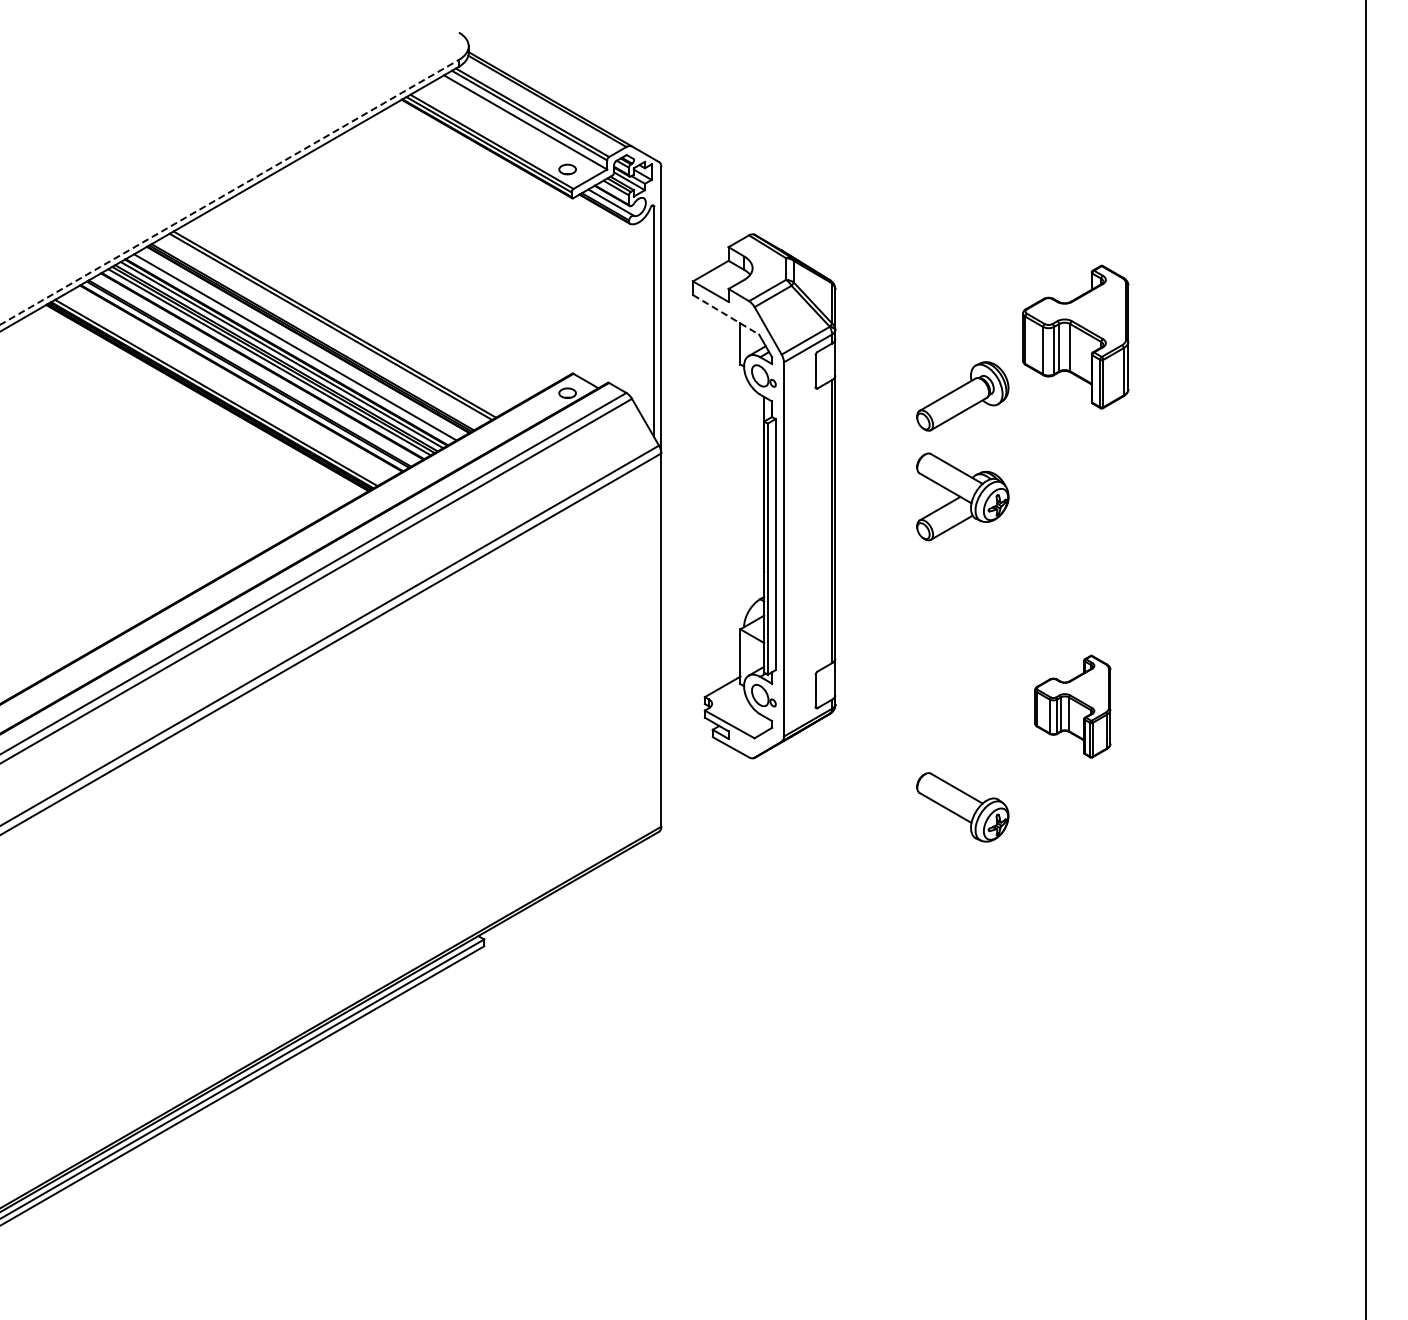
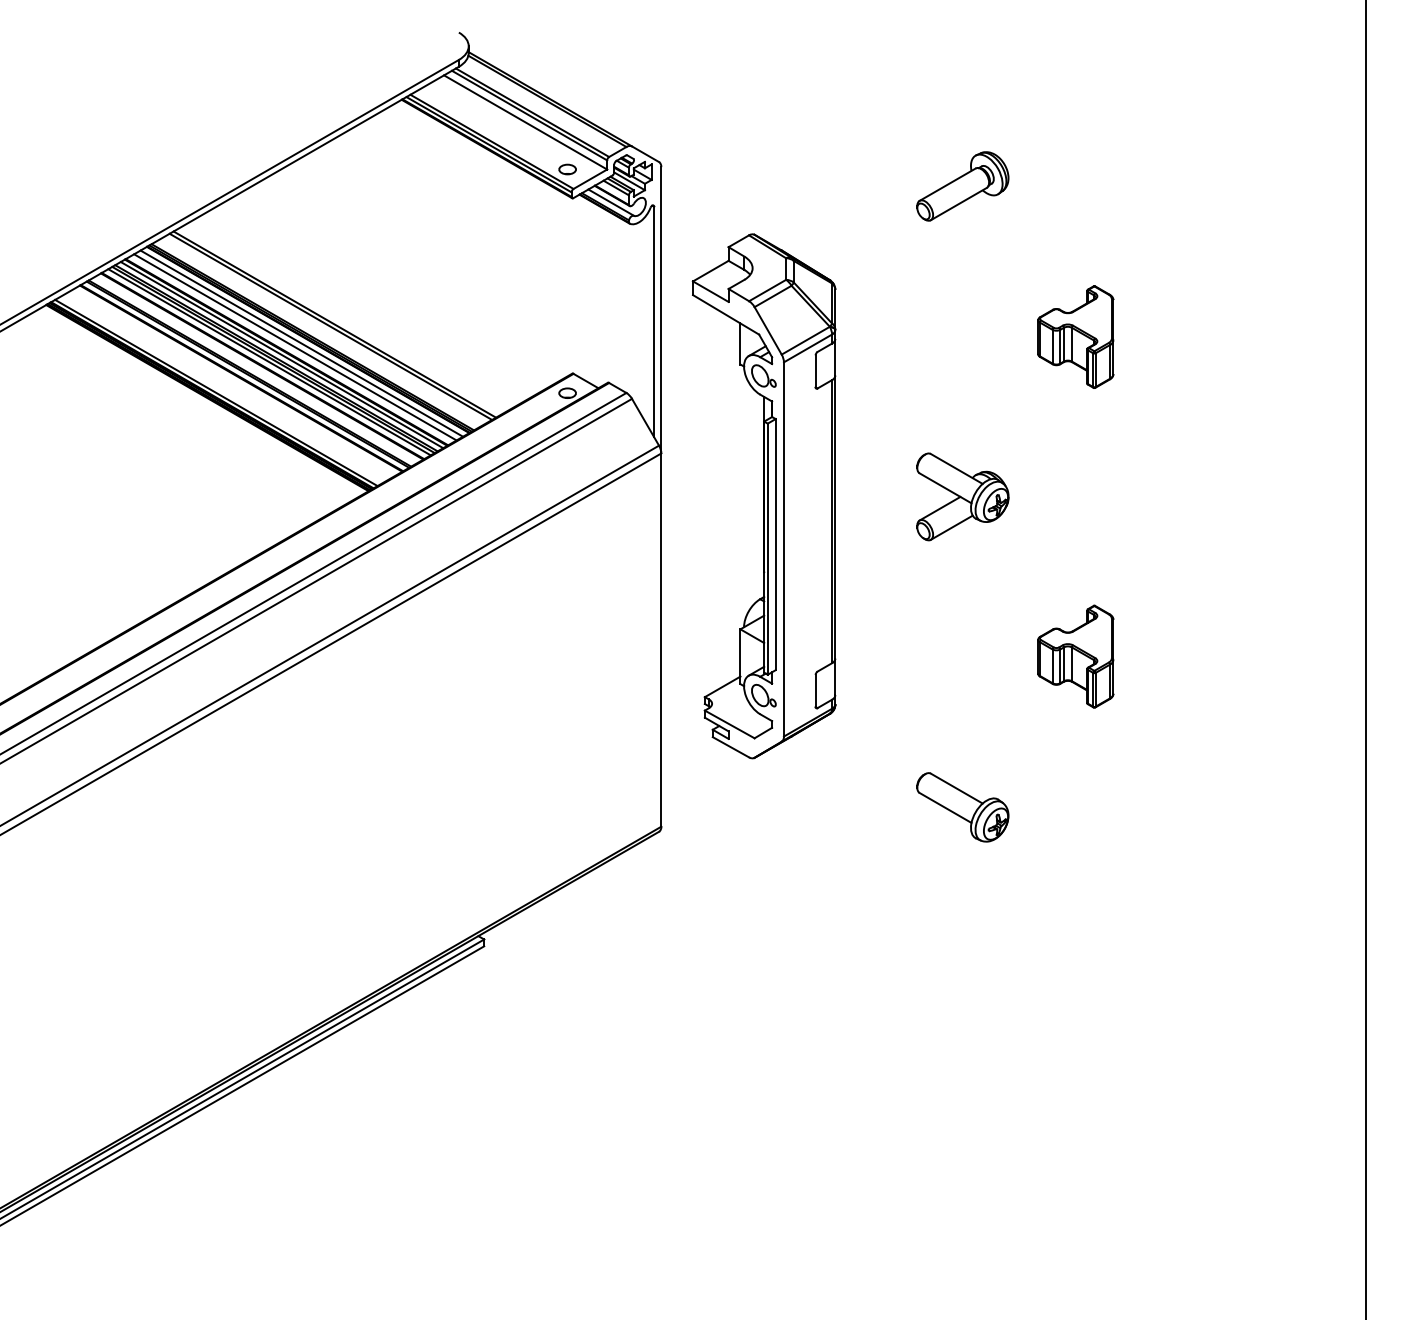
line: dashed -> solid (229, 192)
line: dashed -> solid (726, 314)
part size: 108x146 px -> 78x104 px (1075, 336)
line: none -> present (301, 343)
part position: (962, 396) -> (962, 186) (962, 186)
part position: (1072, 706) -> (1075, 656) (1075, 656)
